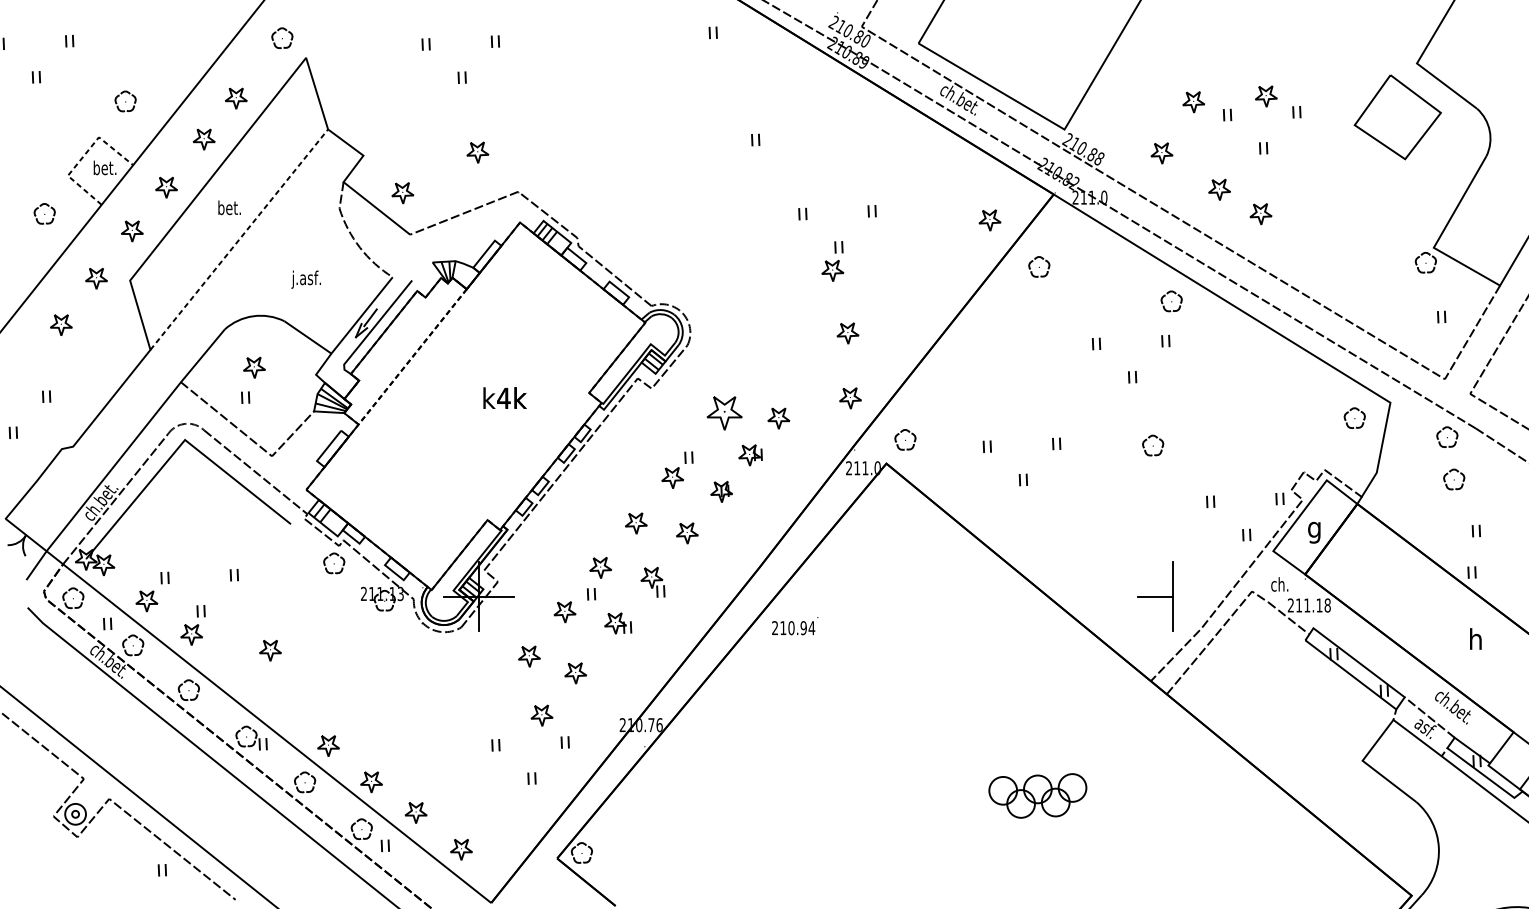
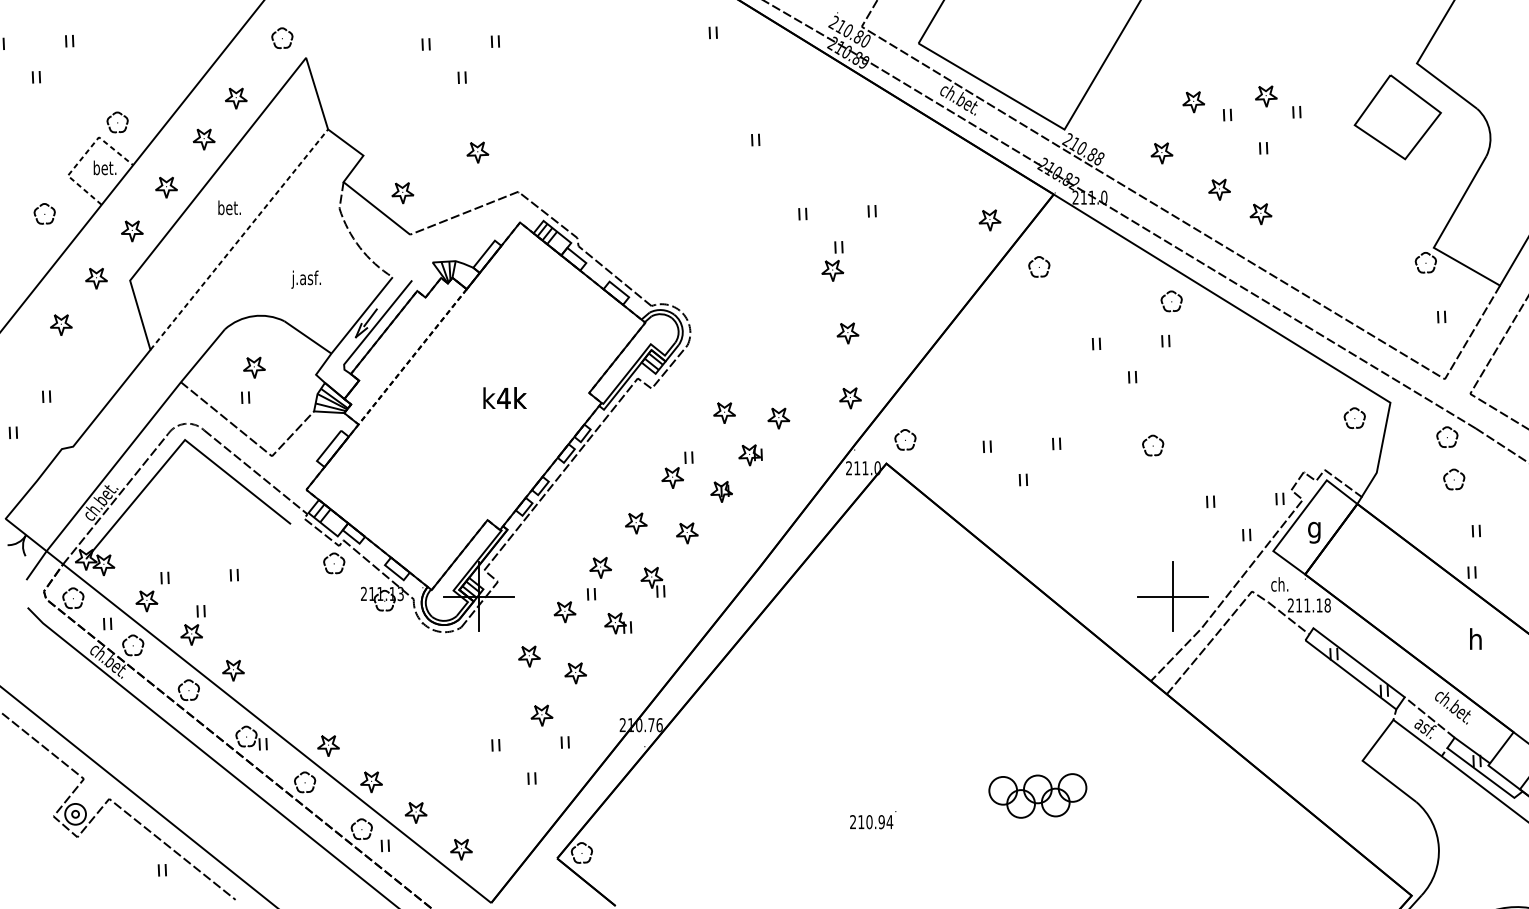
part position: (125, 101) -> (117, 122) (117, 122)
part size: 37x35 px -> 23x22 px (724, 412)
line: none -> present (1189, 596)
text position: (795, 626) -> (873, 820) (873, 820)
part position: (270, 650) -> (233, 670) (233, 670)
